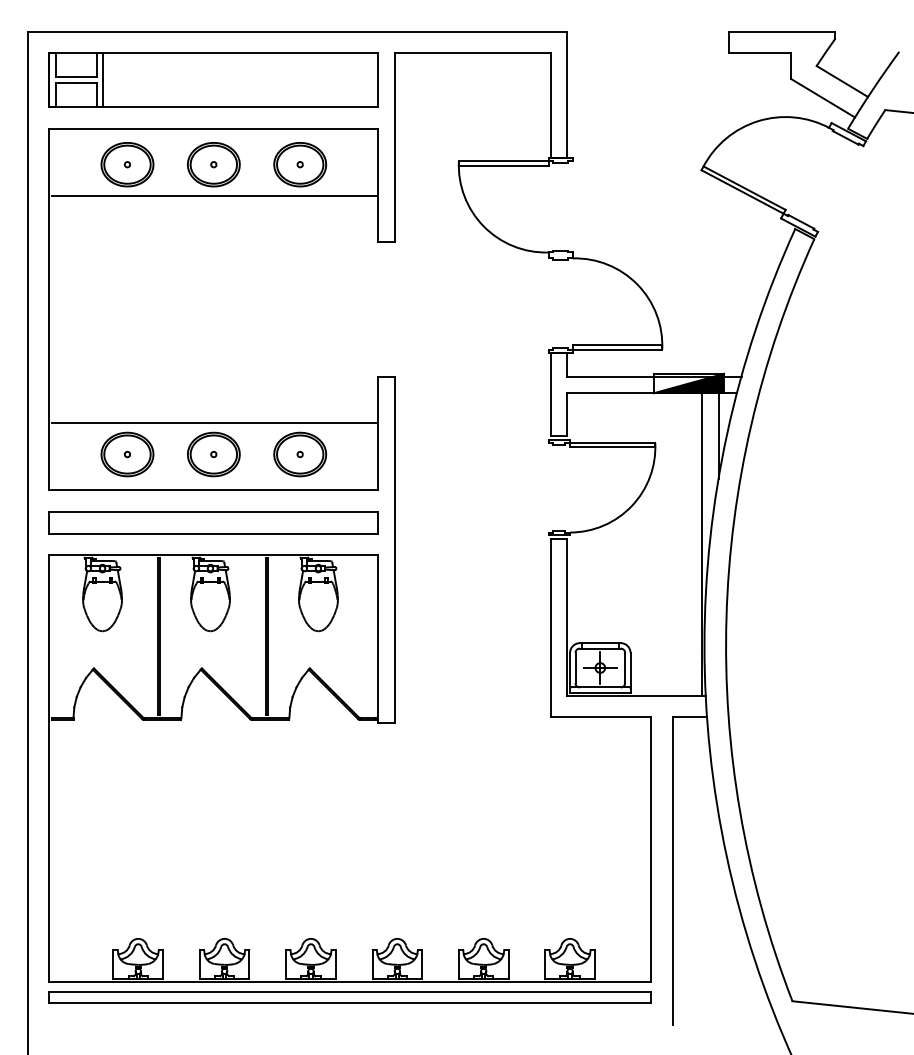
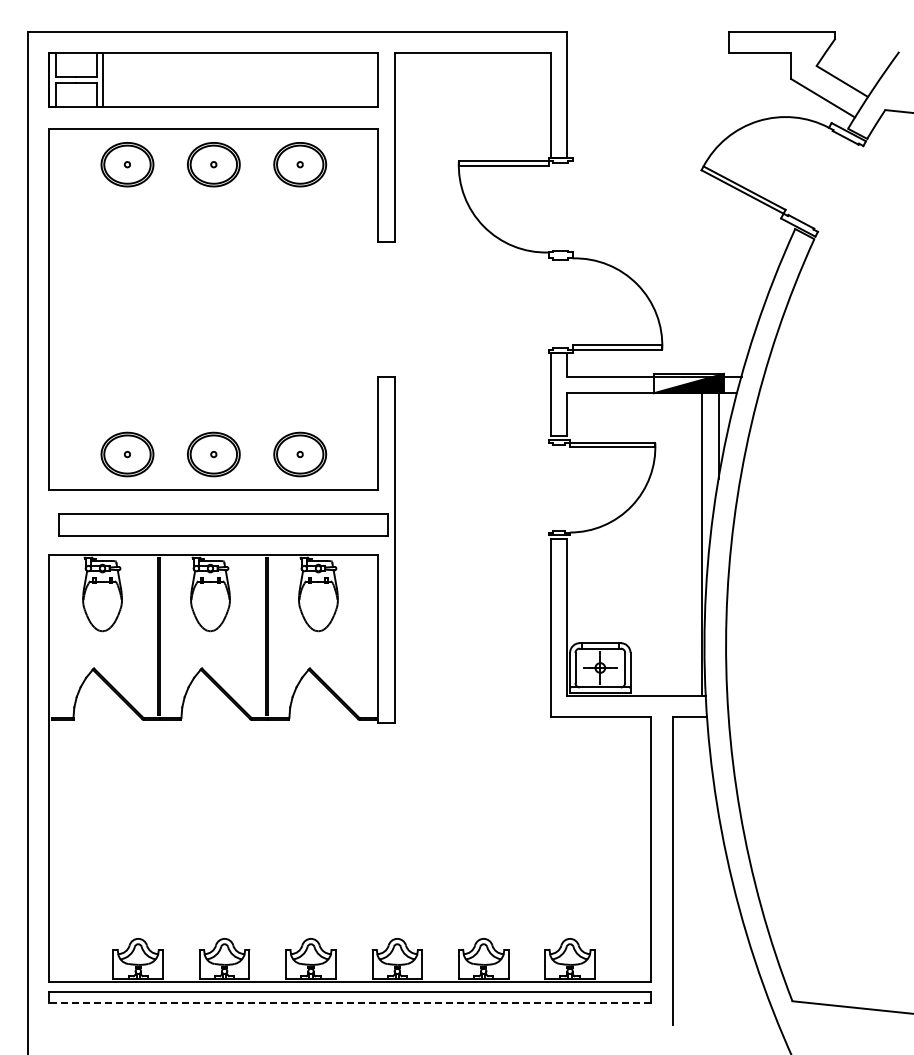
line: present -> none (213, 196)
line: present -> none (213, 422)
part position: (213, 522) -> (223, 524) (223, 524)
line: solid -> dashed (350, 1003)
